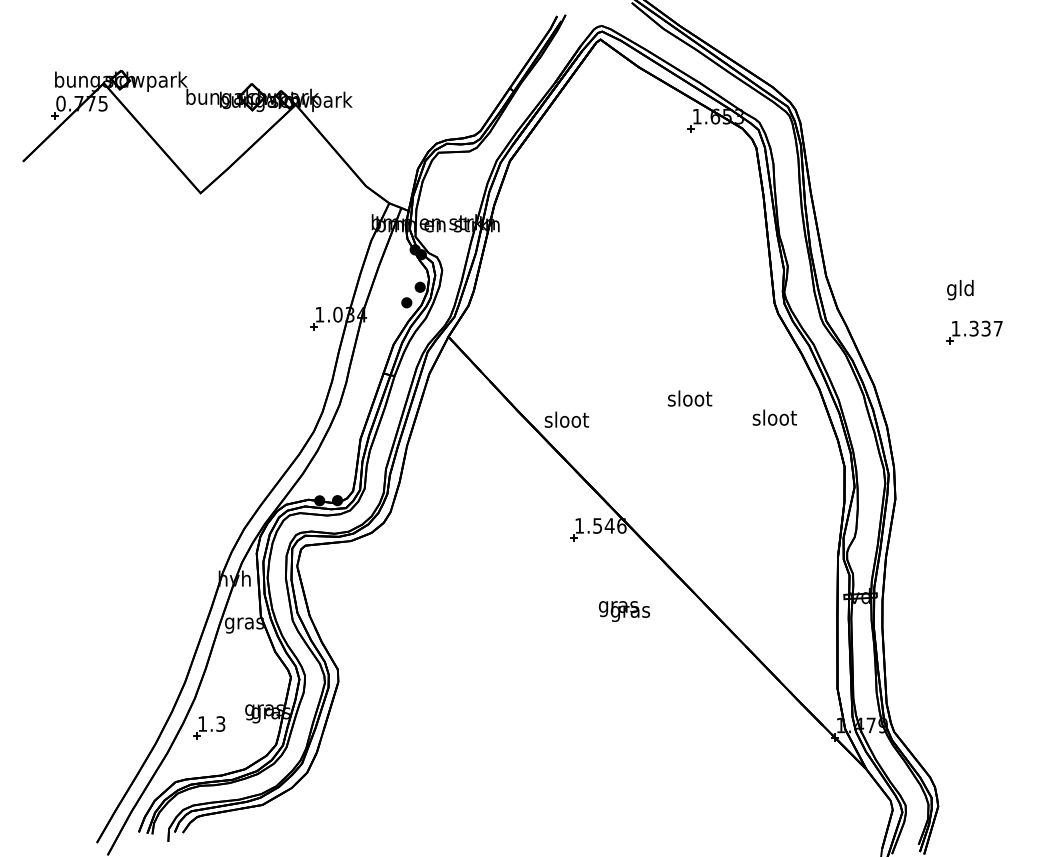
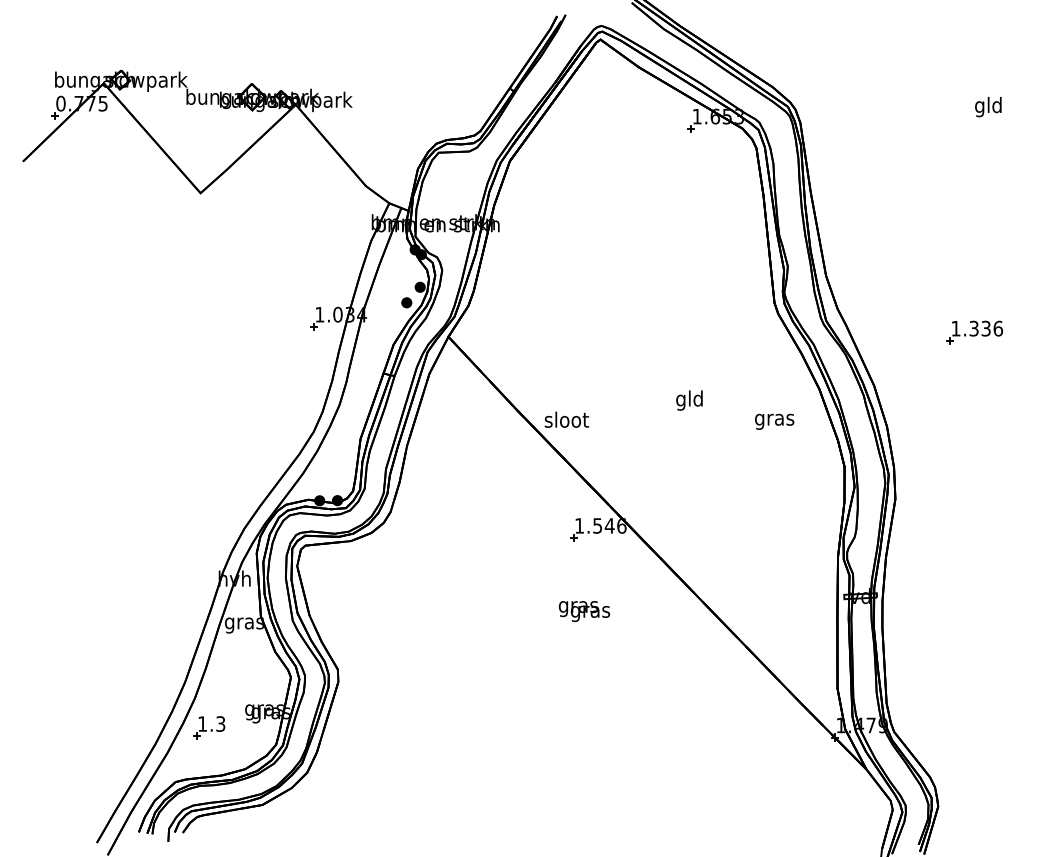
text position: (960, 290) -> (988, 107) (988, 107)
text: 1.337 -> 1.336 (998, 328)
text: sloot -> gld (690, 400)
text: sloot -> gras (774, 419)
text position: (624, 611) -> (584, 611) (584, 611)
